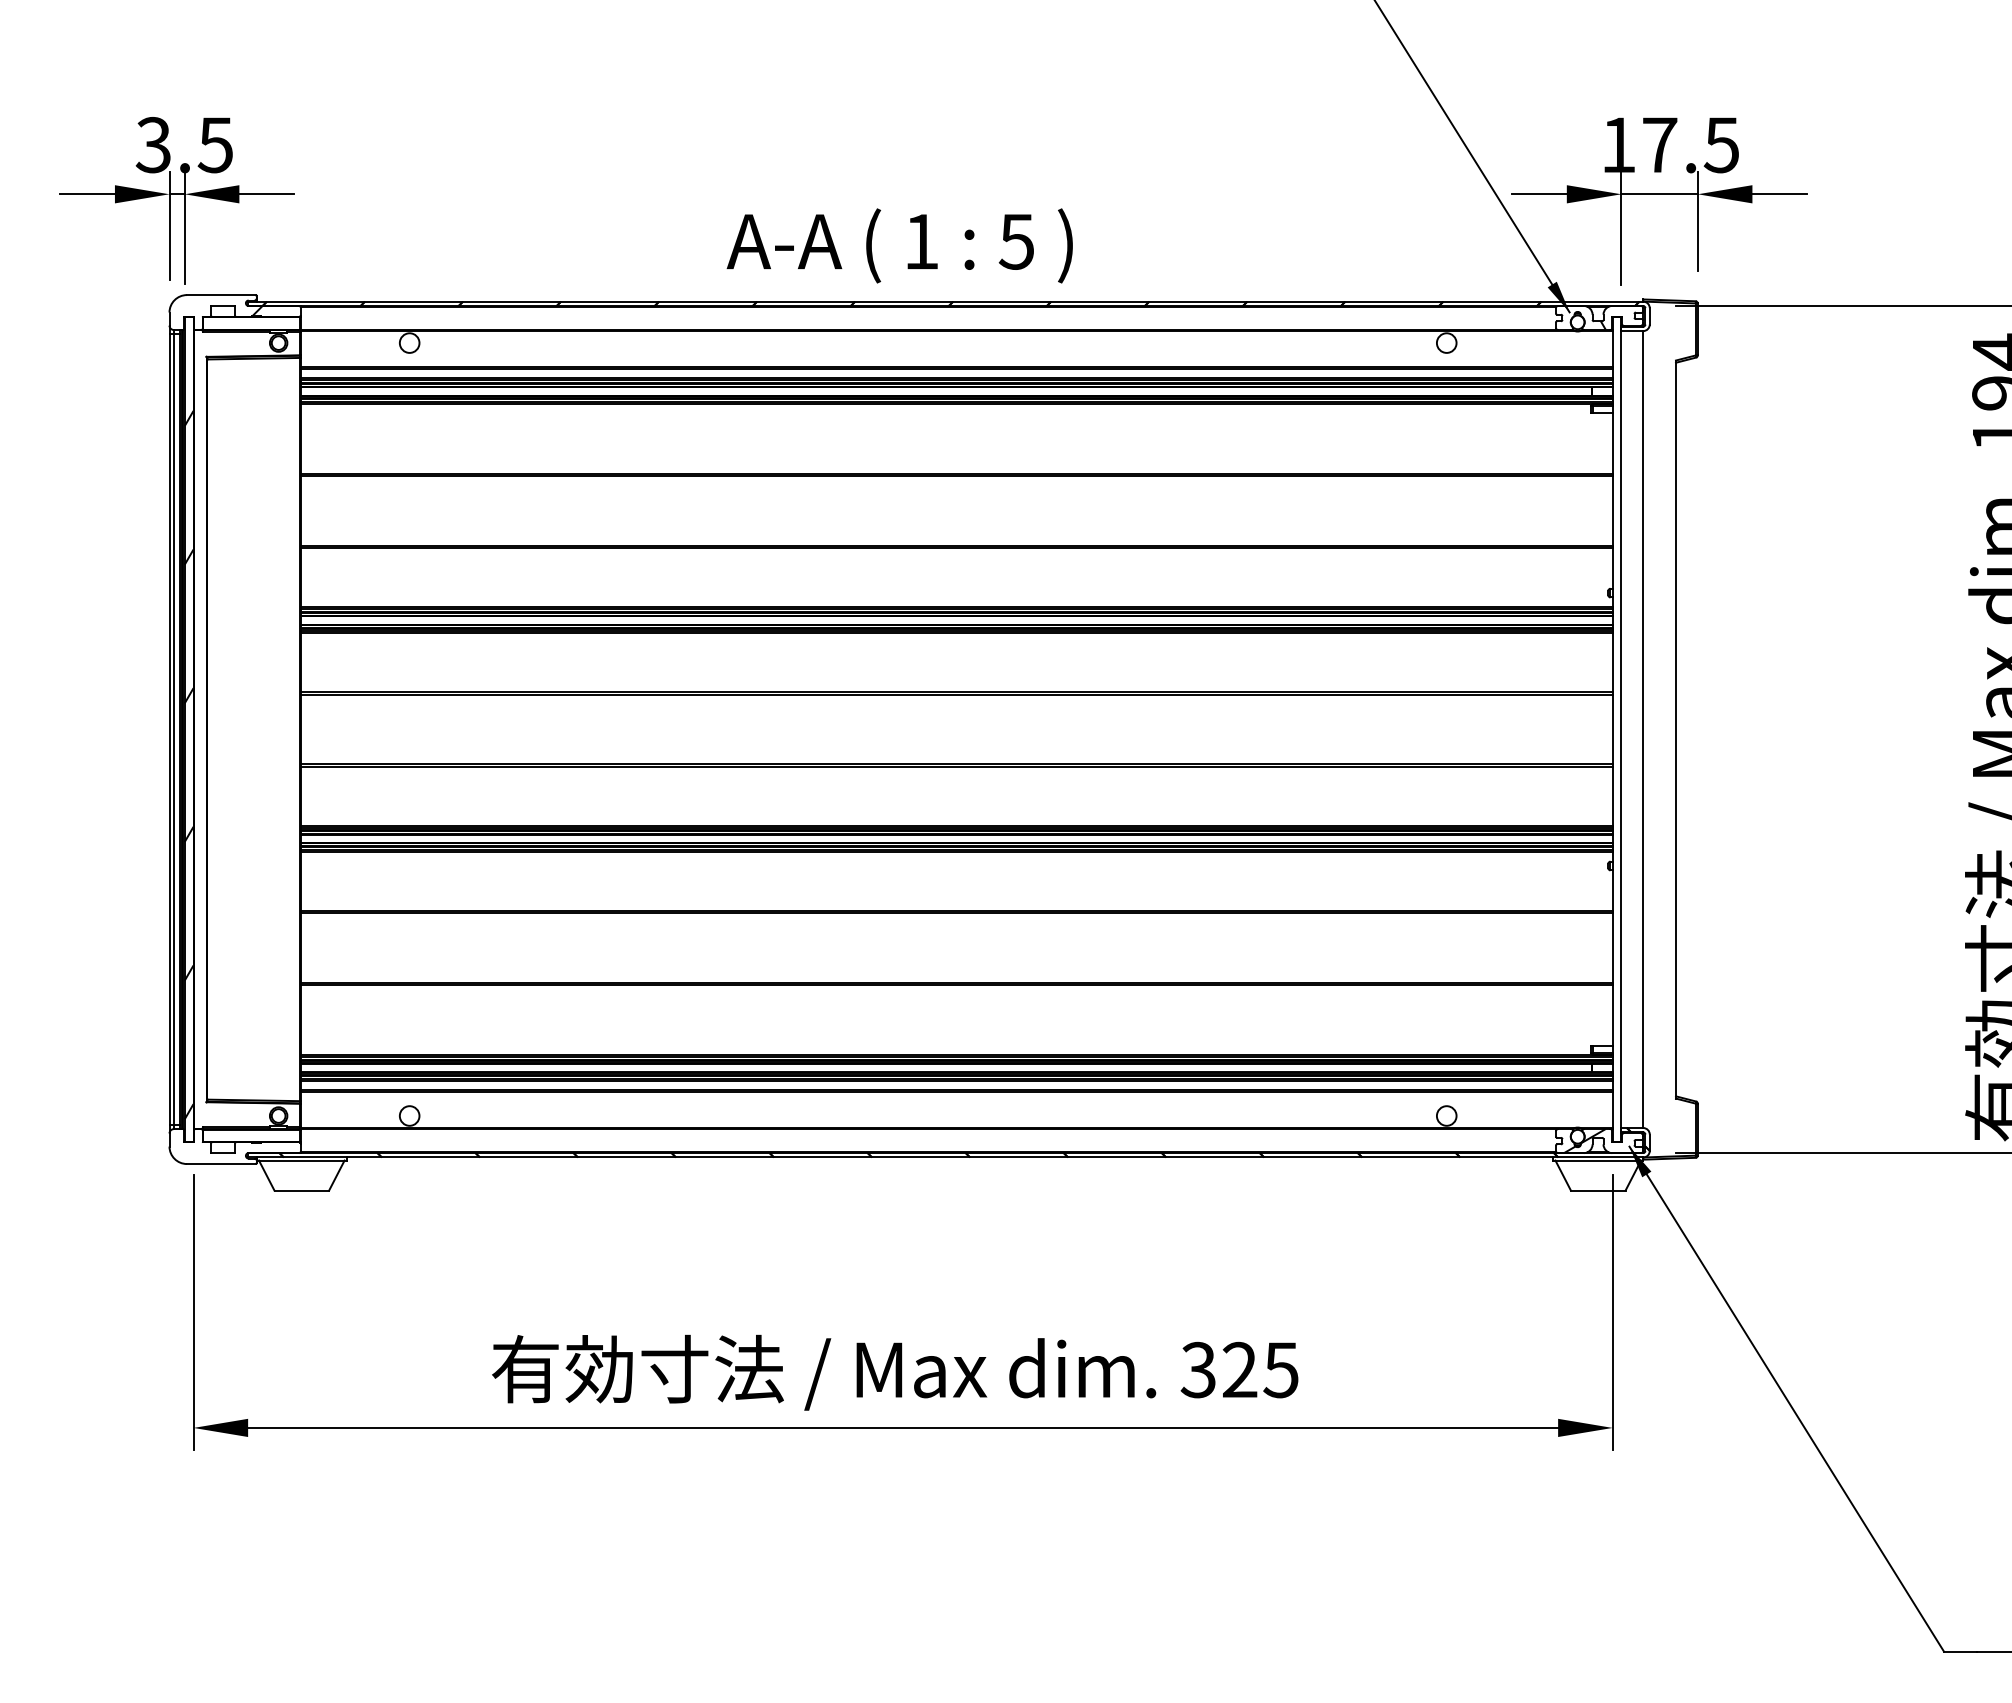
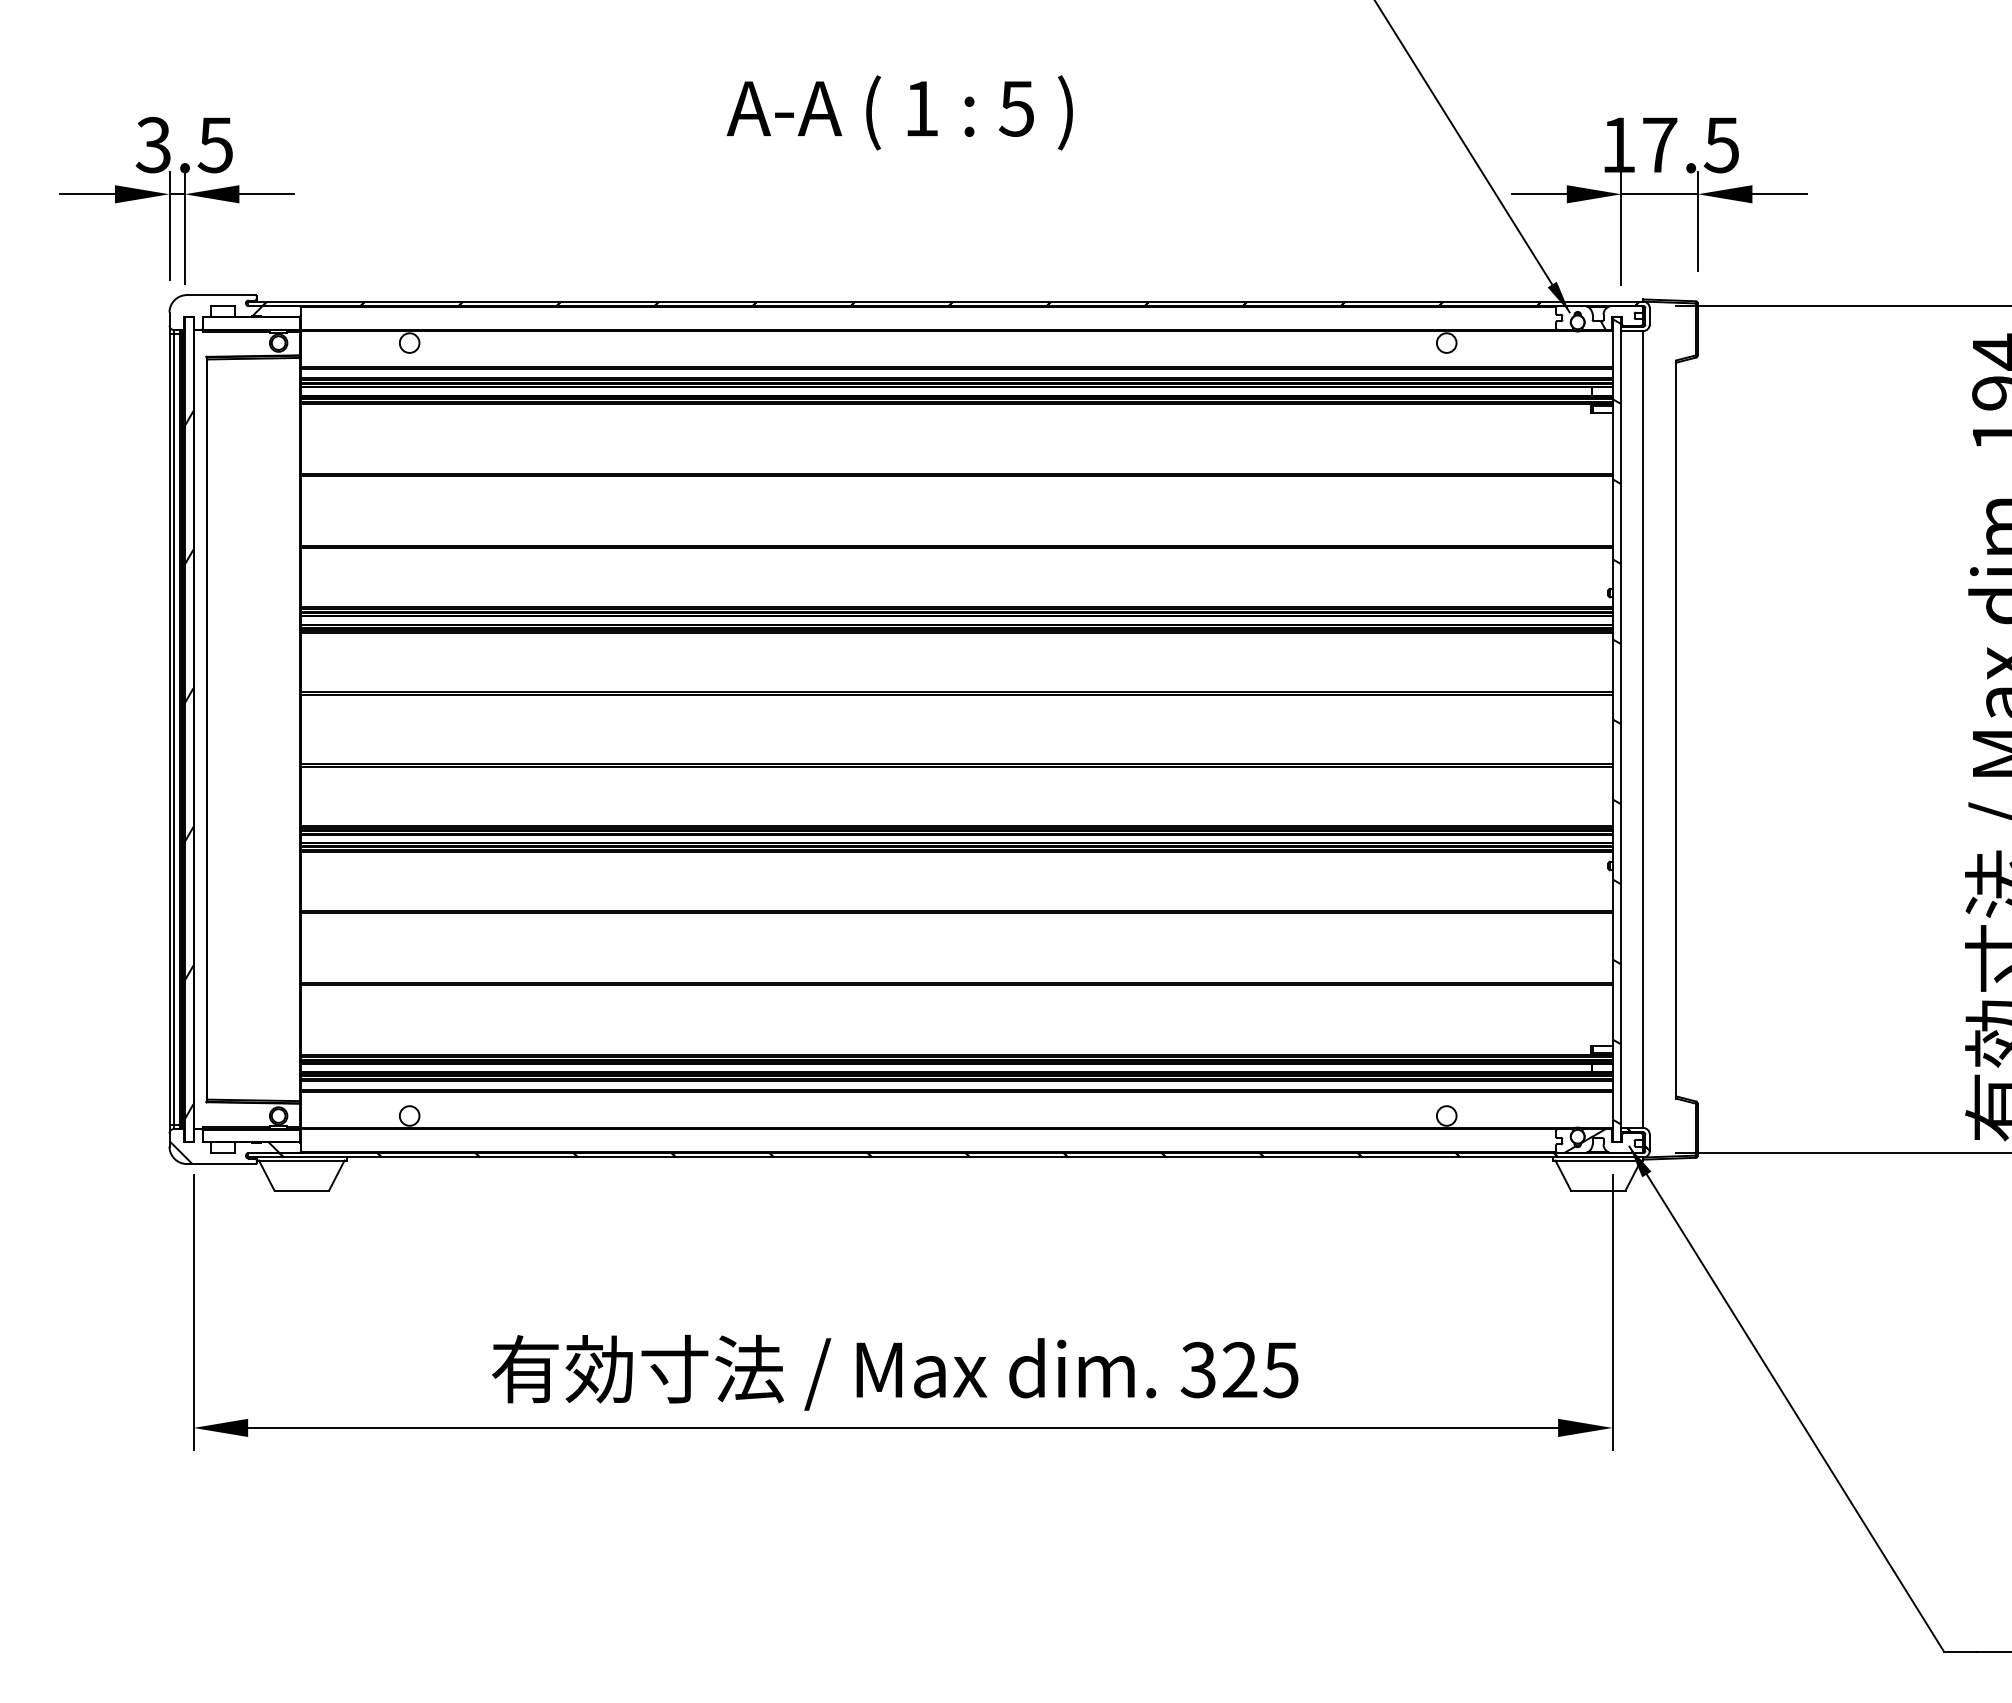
text position: (899, 245) -> (899, 112) (899, 112)
hatch: none -> present (1616, 721)
hatch: none -> present (224, 1152)
